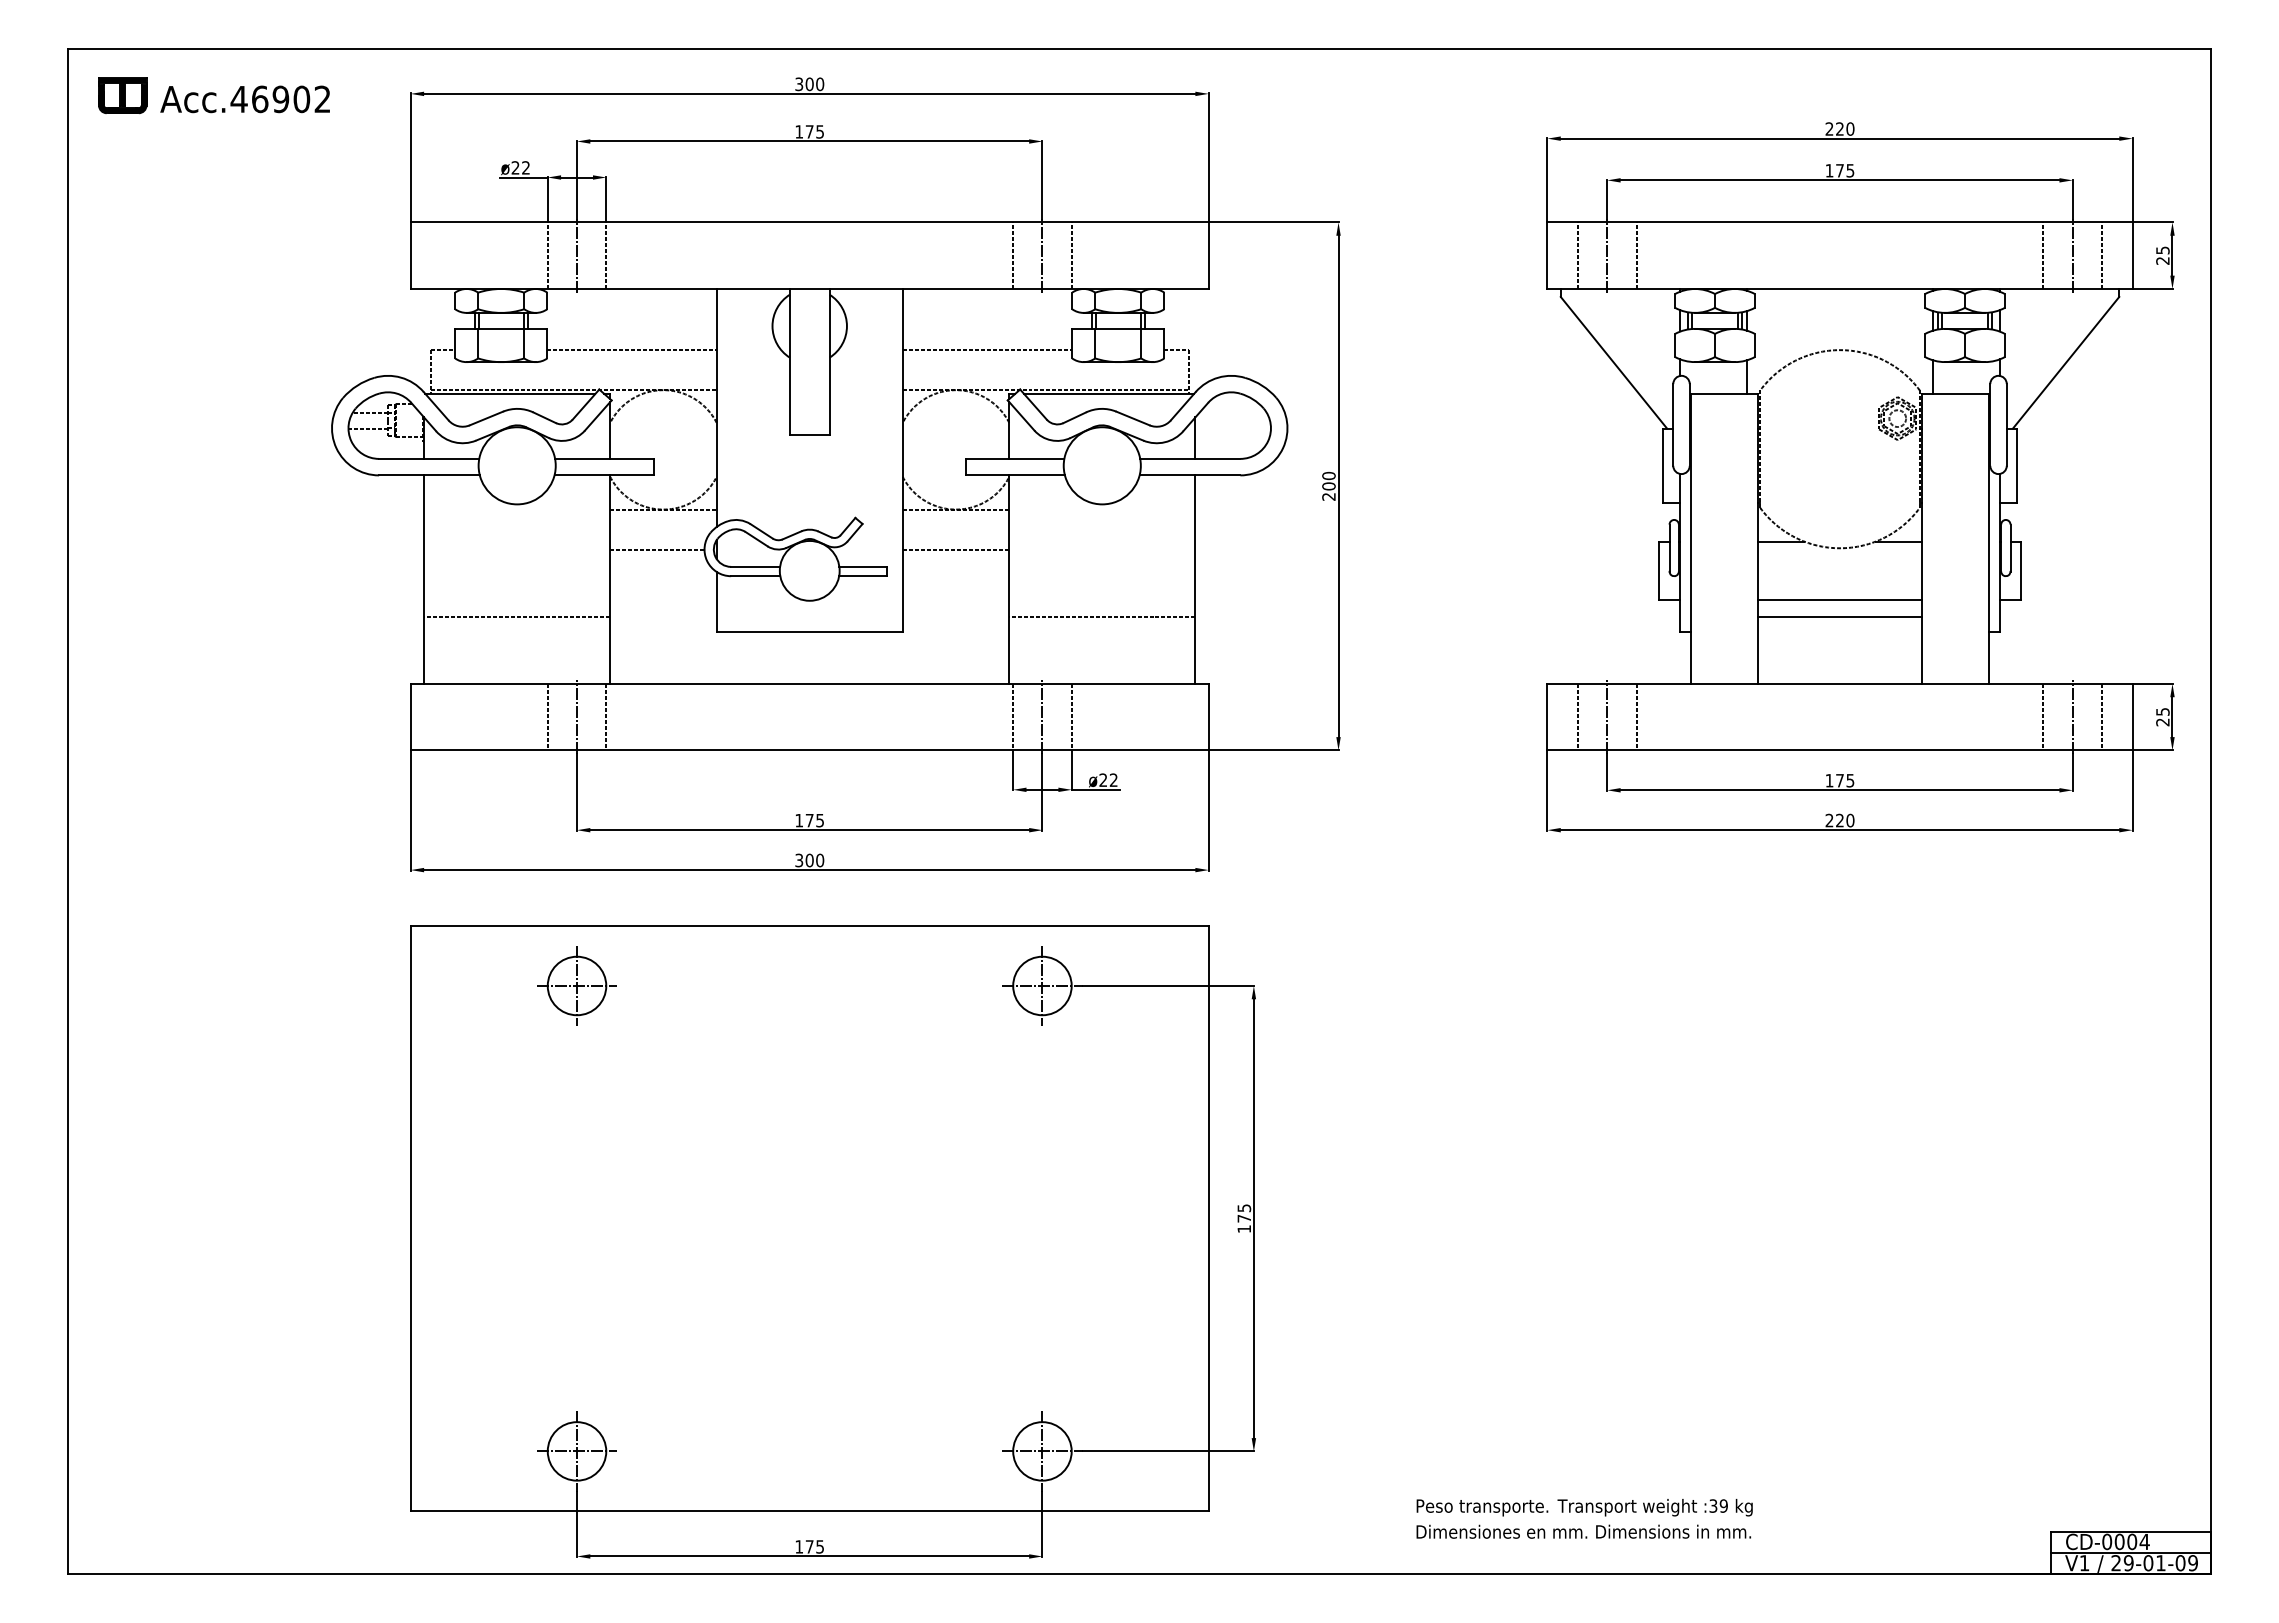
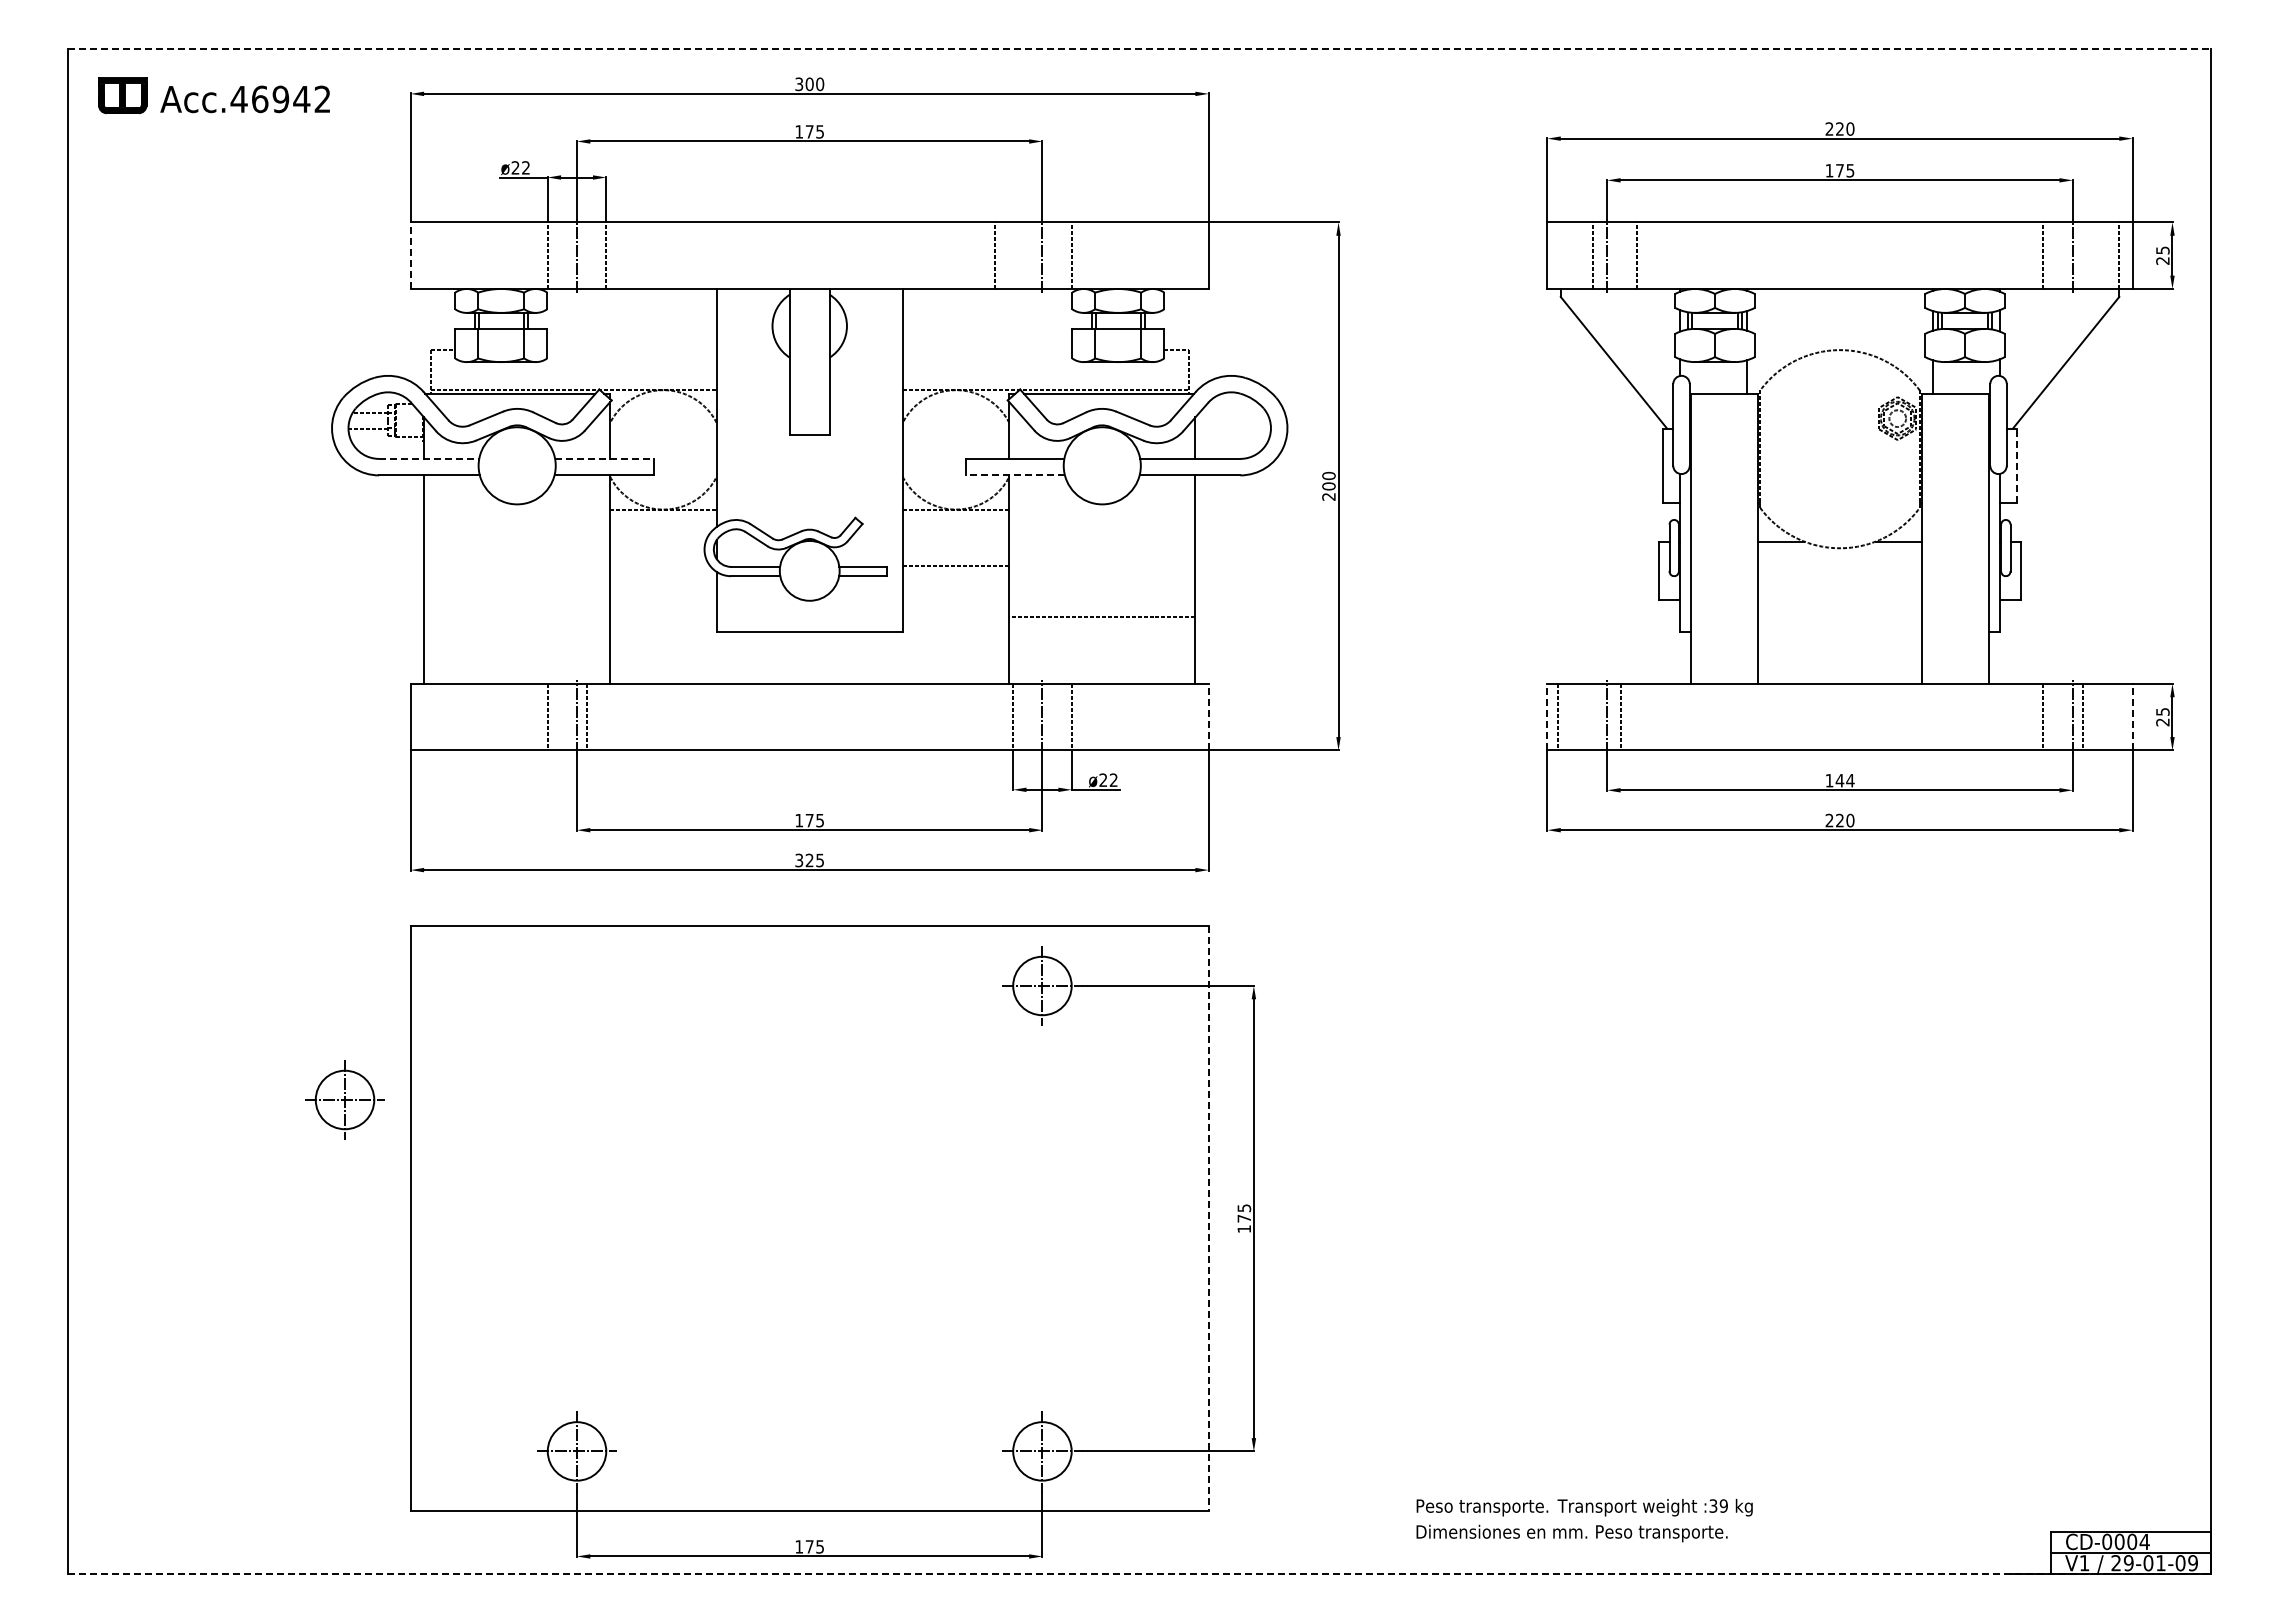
line: solid -> dashed (1140, 48)
text: Acc.46902 -> Acc.46942 (301, 99)
line: solid -> dashed (410, 255)
line position: (1013, 255) -> (995, 255) (995, 255)
line position: (1578, 255) -> (1593, 255) (1593, 255)
line position: (2101, 255) -> (2118, 255) (2118, 255)
line: present -> none (631, 350)
line: present -> none (987, 350)
line: solid -> dashed (429, 458)
line: solid -> dashed (604, 458)
line: solid -> dashed (2016, 465)
line: solid -> dashed (1015, 475)
line: present -> none (657, 549)
line position: (955, 549) -> (955, 565) (955, 565)
line: present -> none (1839, 600)
line: present -> none (517, 617)
line: present -> none (1839, 617)
line position: (606, 716) -> (587, 716) (587, 716)
line: solid -> dashed (1208, 716)
line: solid -> dashed (1547, 716)
line position: (1578, 716) -> (1558, 716) (1558, 716)
line position: (1636, 716) -> (1620, 716) (1620, 716)
line position: (2101, 716) -> (2082, 716) (2082, 716)
line: solid -> dashed (2132, 716)
text: 175 -> 144 (1844, 780)
text: 300 -> 325 (814, 860)
part position: (576, 985) -> (344, 1099) (344, 1099)
line: solid -> dashed (1208, 1218)
text: Dimensions in mm. -> Peso transporte. (1674, 1533)
line: solid -> dashed (1140, 1574)
